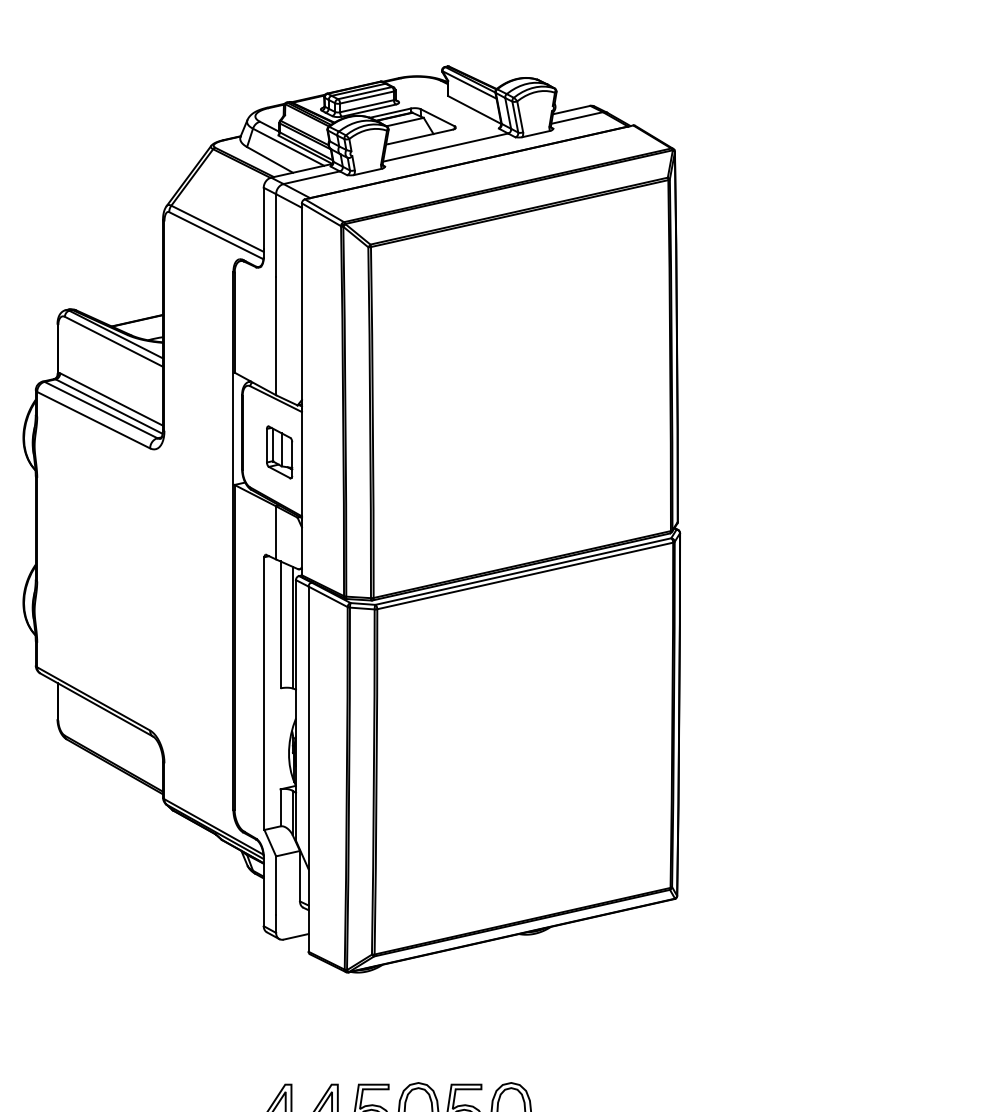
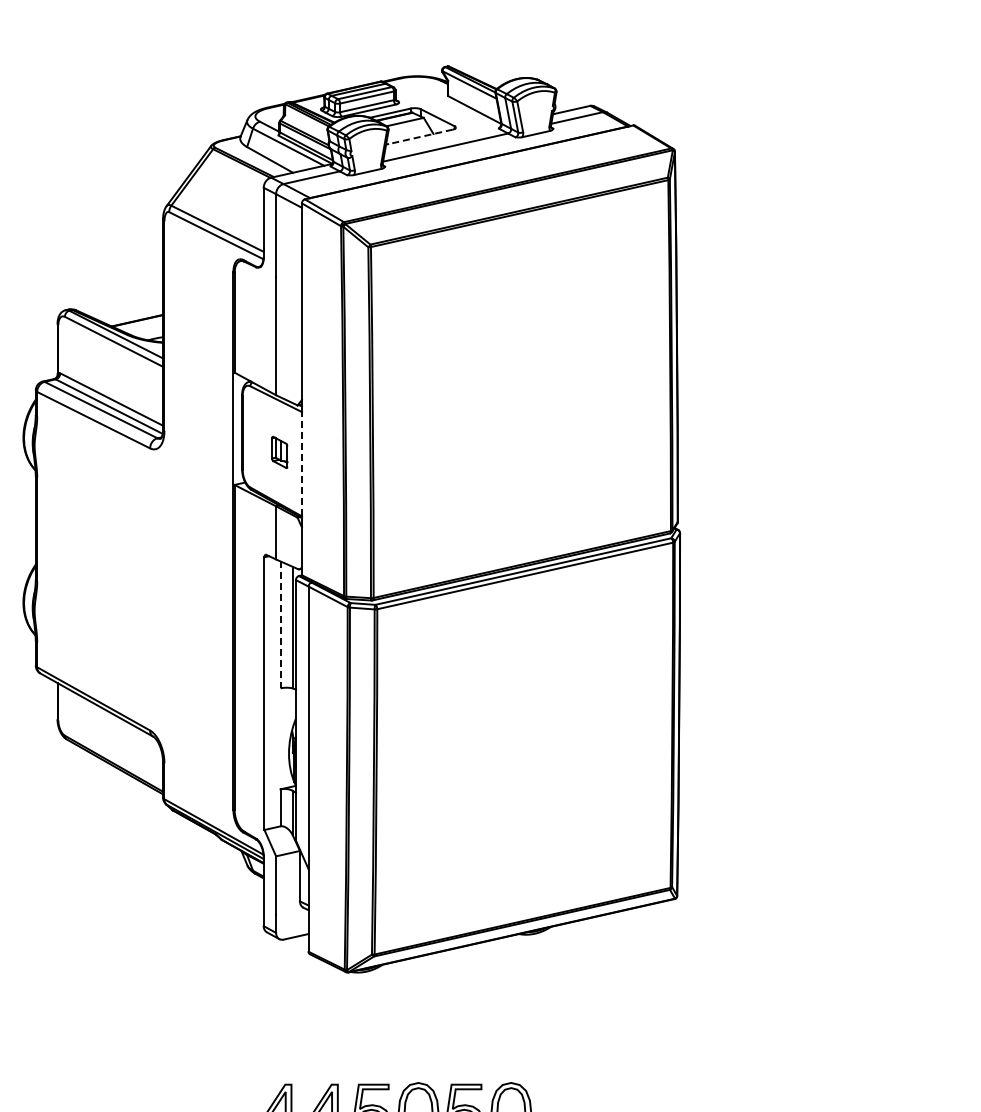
line: solid -> dashed (420, 136)
part size: 28x55 px -> 18x34 px (279, 451)
line: solid -> dashed (301, 463)
line: solid -> dashed (280, 625)
